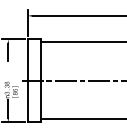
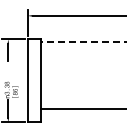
line: solid -> dashed (83, 42)
line: present -> none (72, 80)
line position: (81, 119) -> (81, 109) (81, 109)
